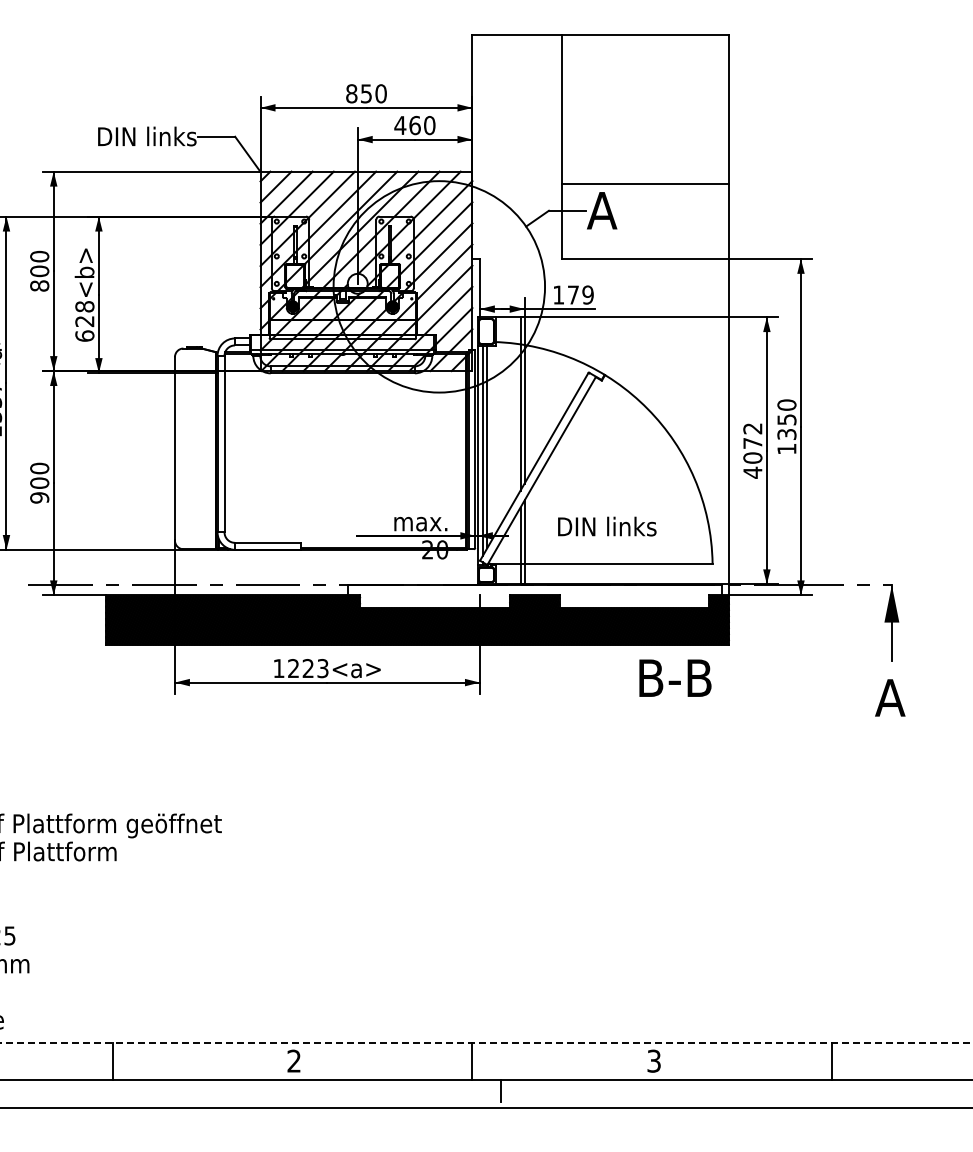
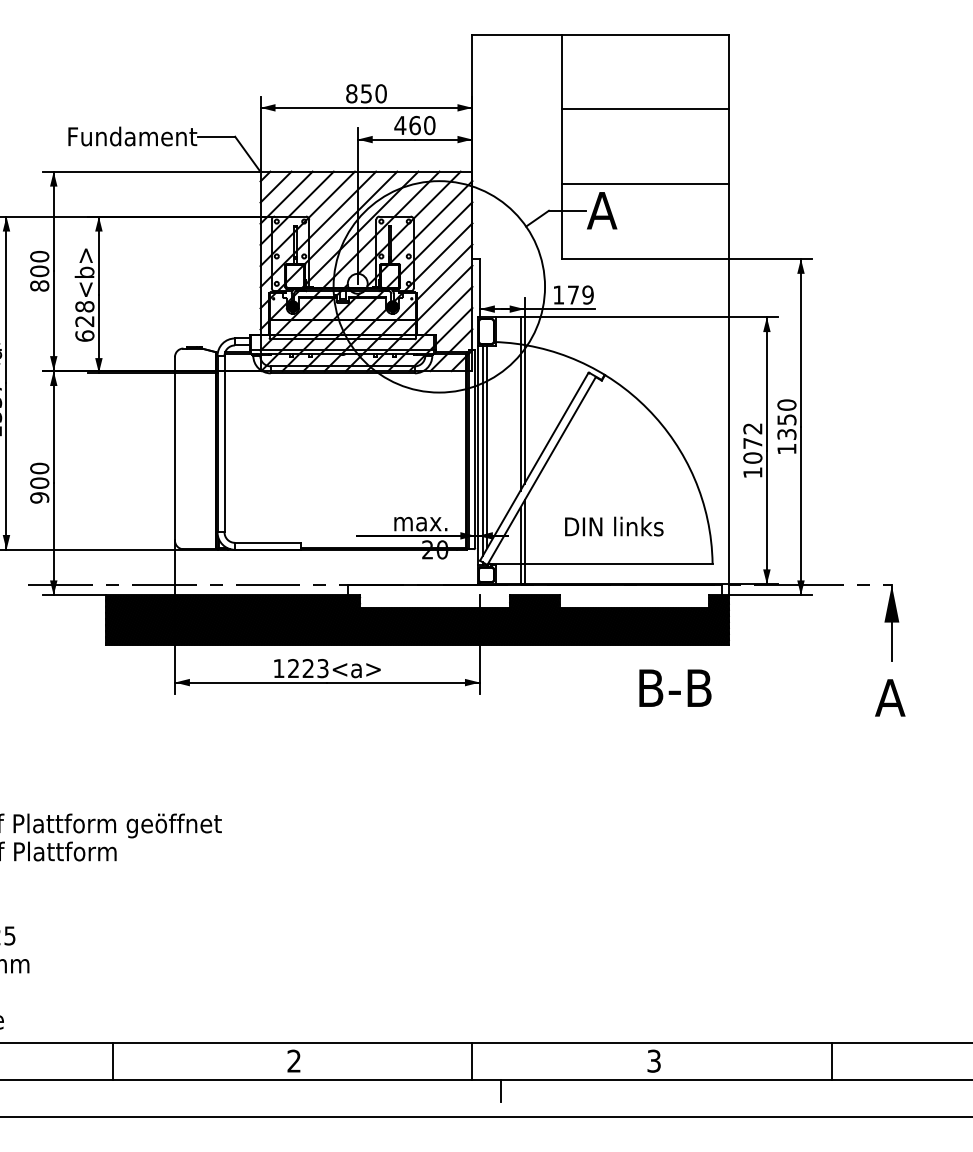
line: none -> present (645, 109)
text: DIN links -> Fundament (132, 136)
text: 4072 -> 1072 (752, 472)
text position: (607, 526) -> (614, 526) (614, 526)
text position: (675, 677) -> (675, 687) (675, 687)
line: dashed -> solid (486, 1042)
line position: (485, 1108) -> (485, 1117) (485, 1117)
